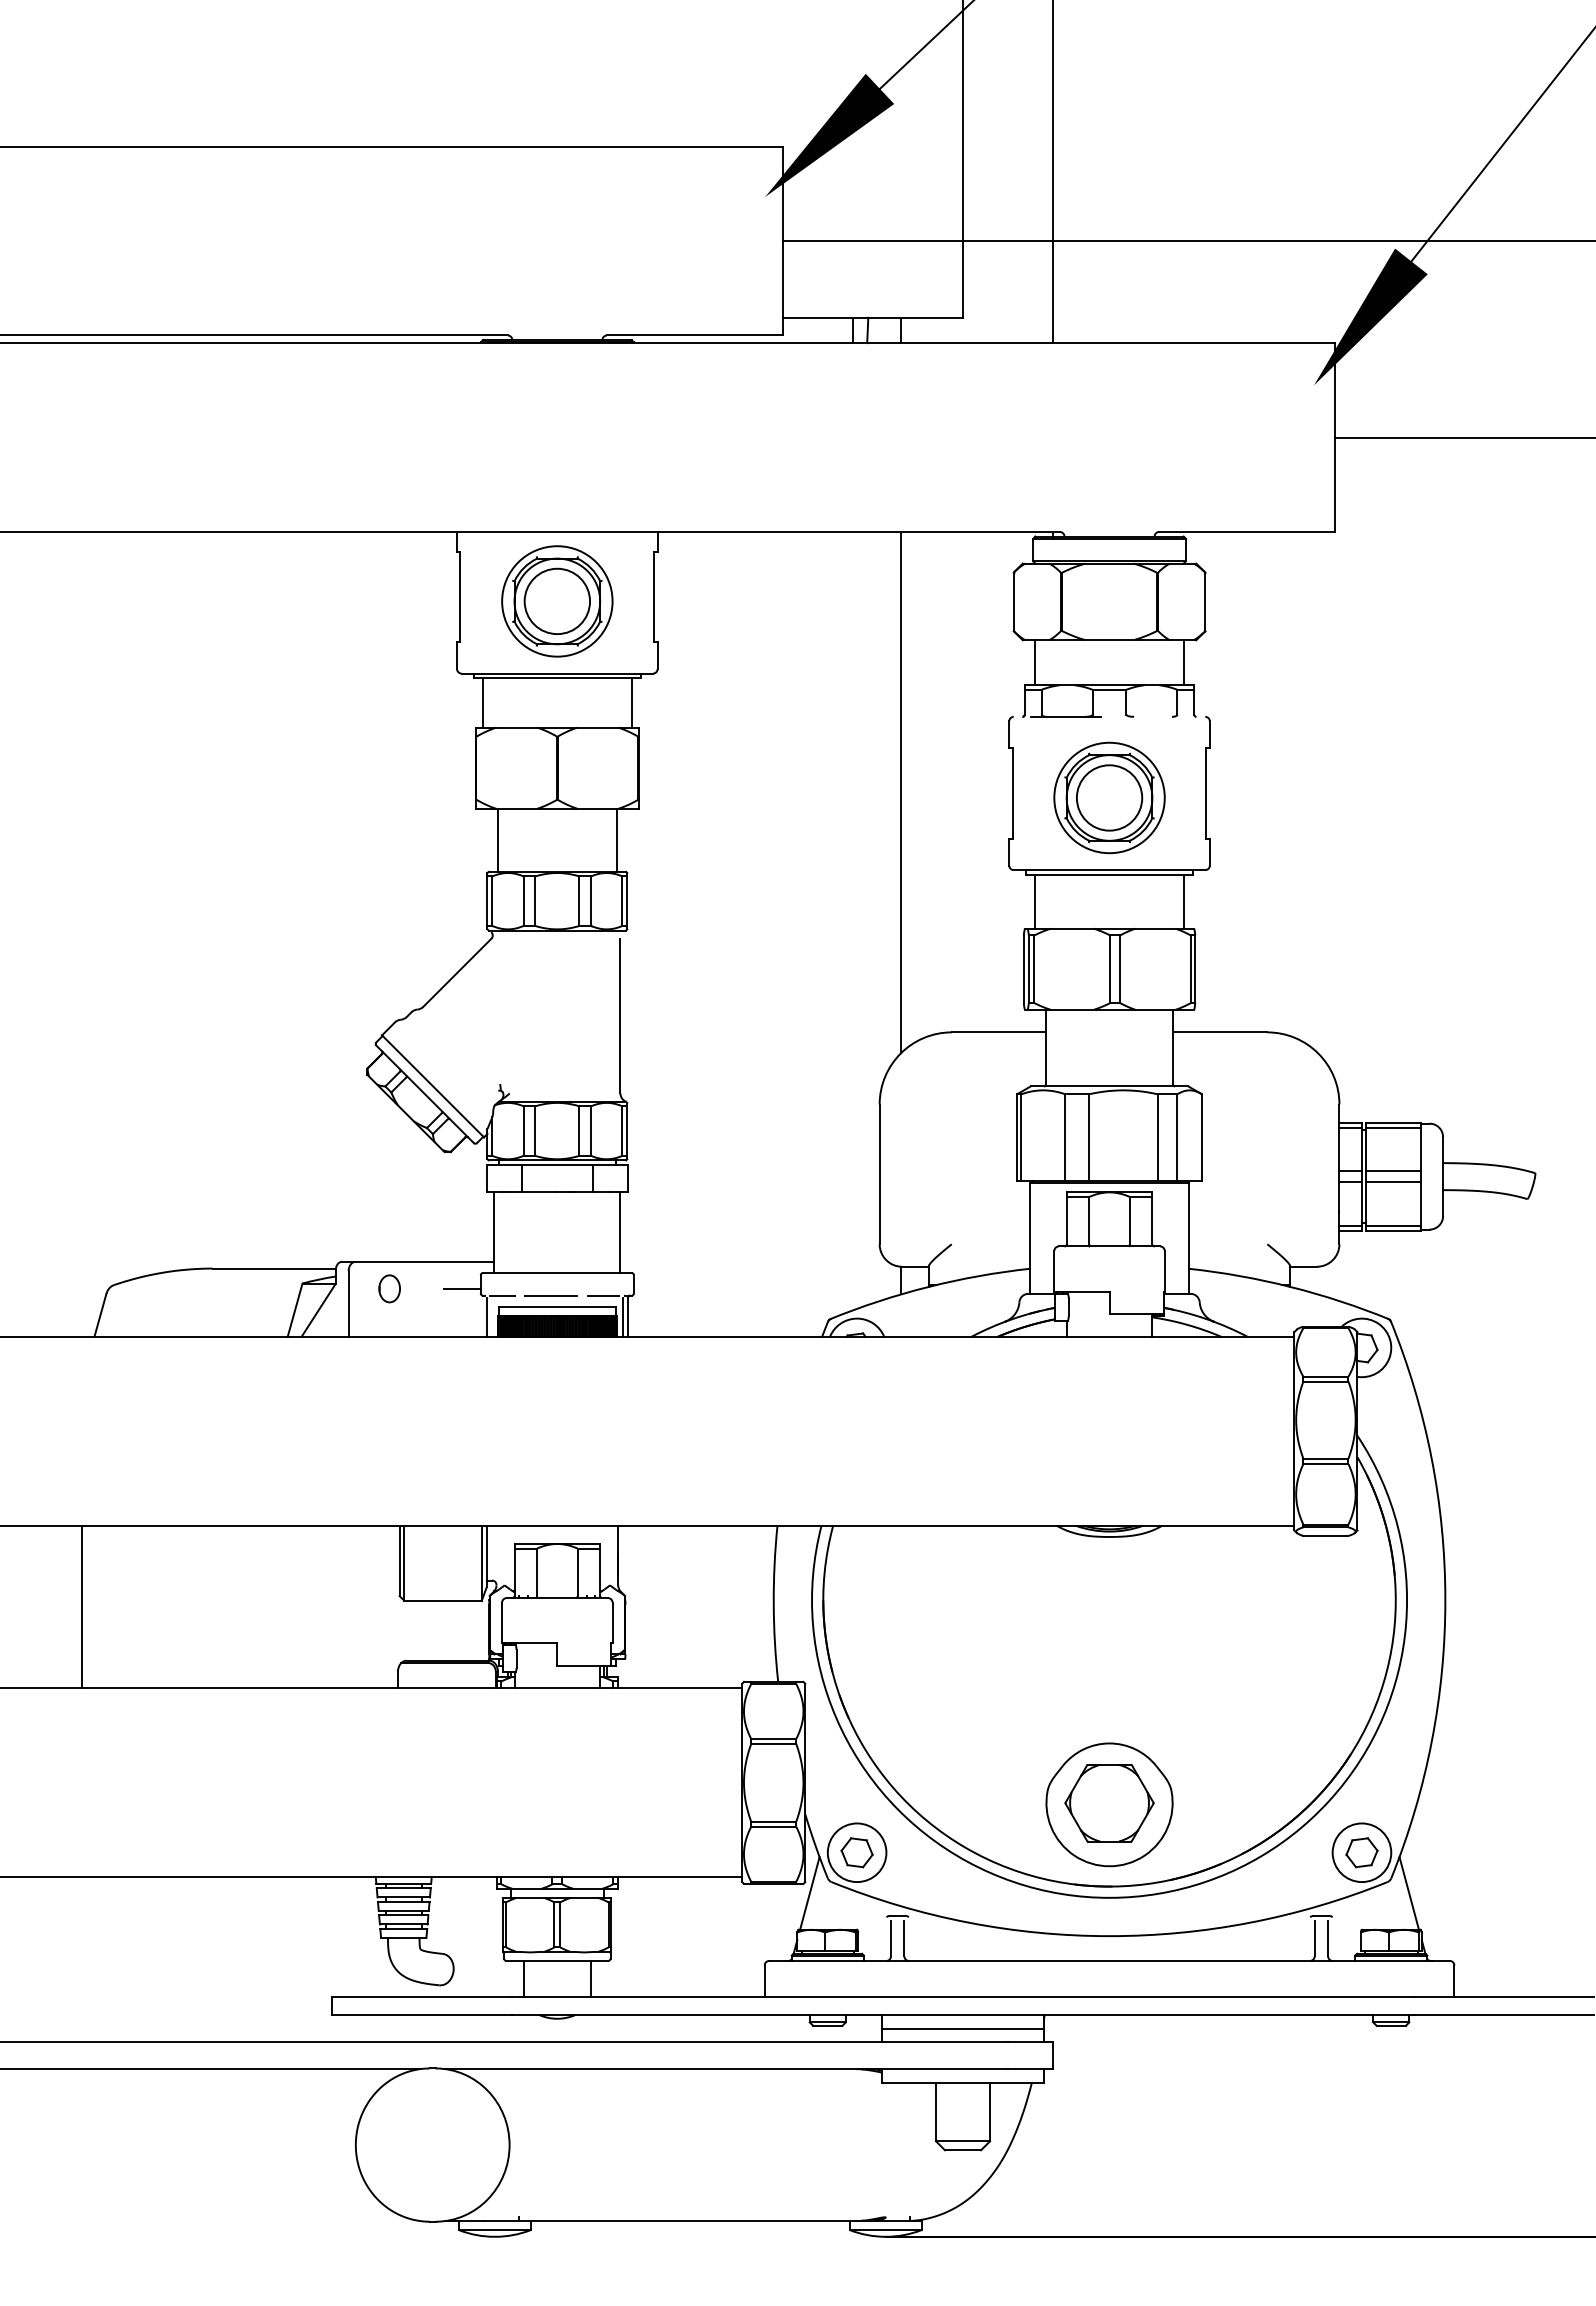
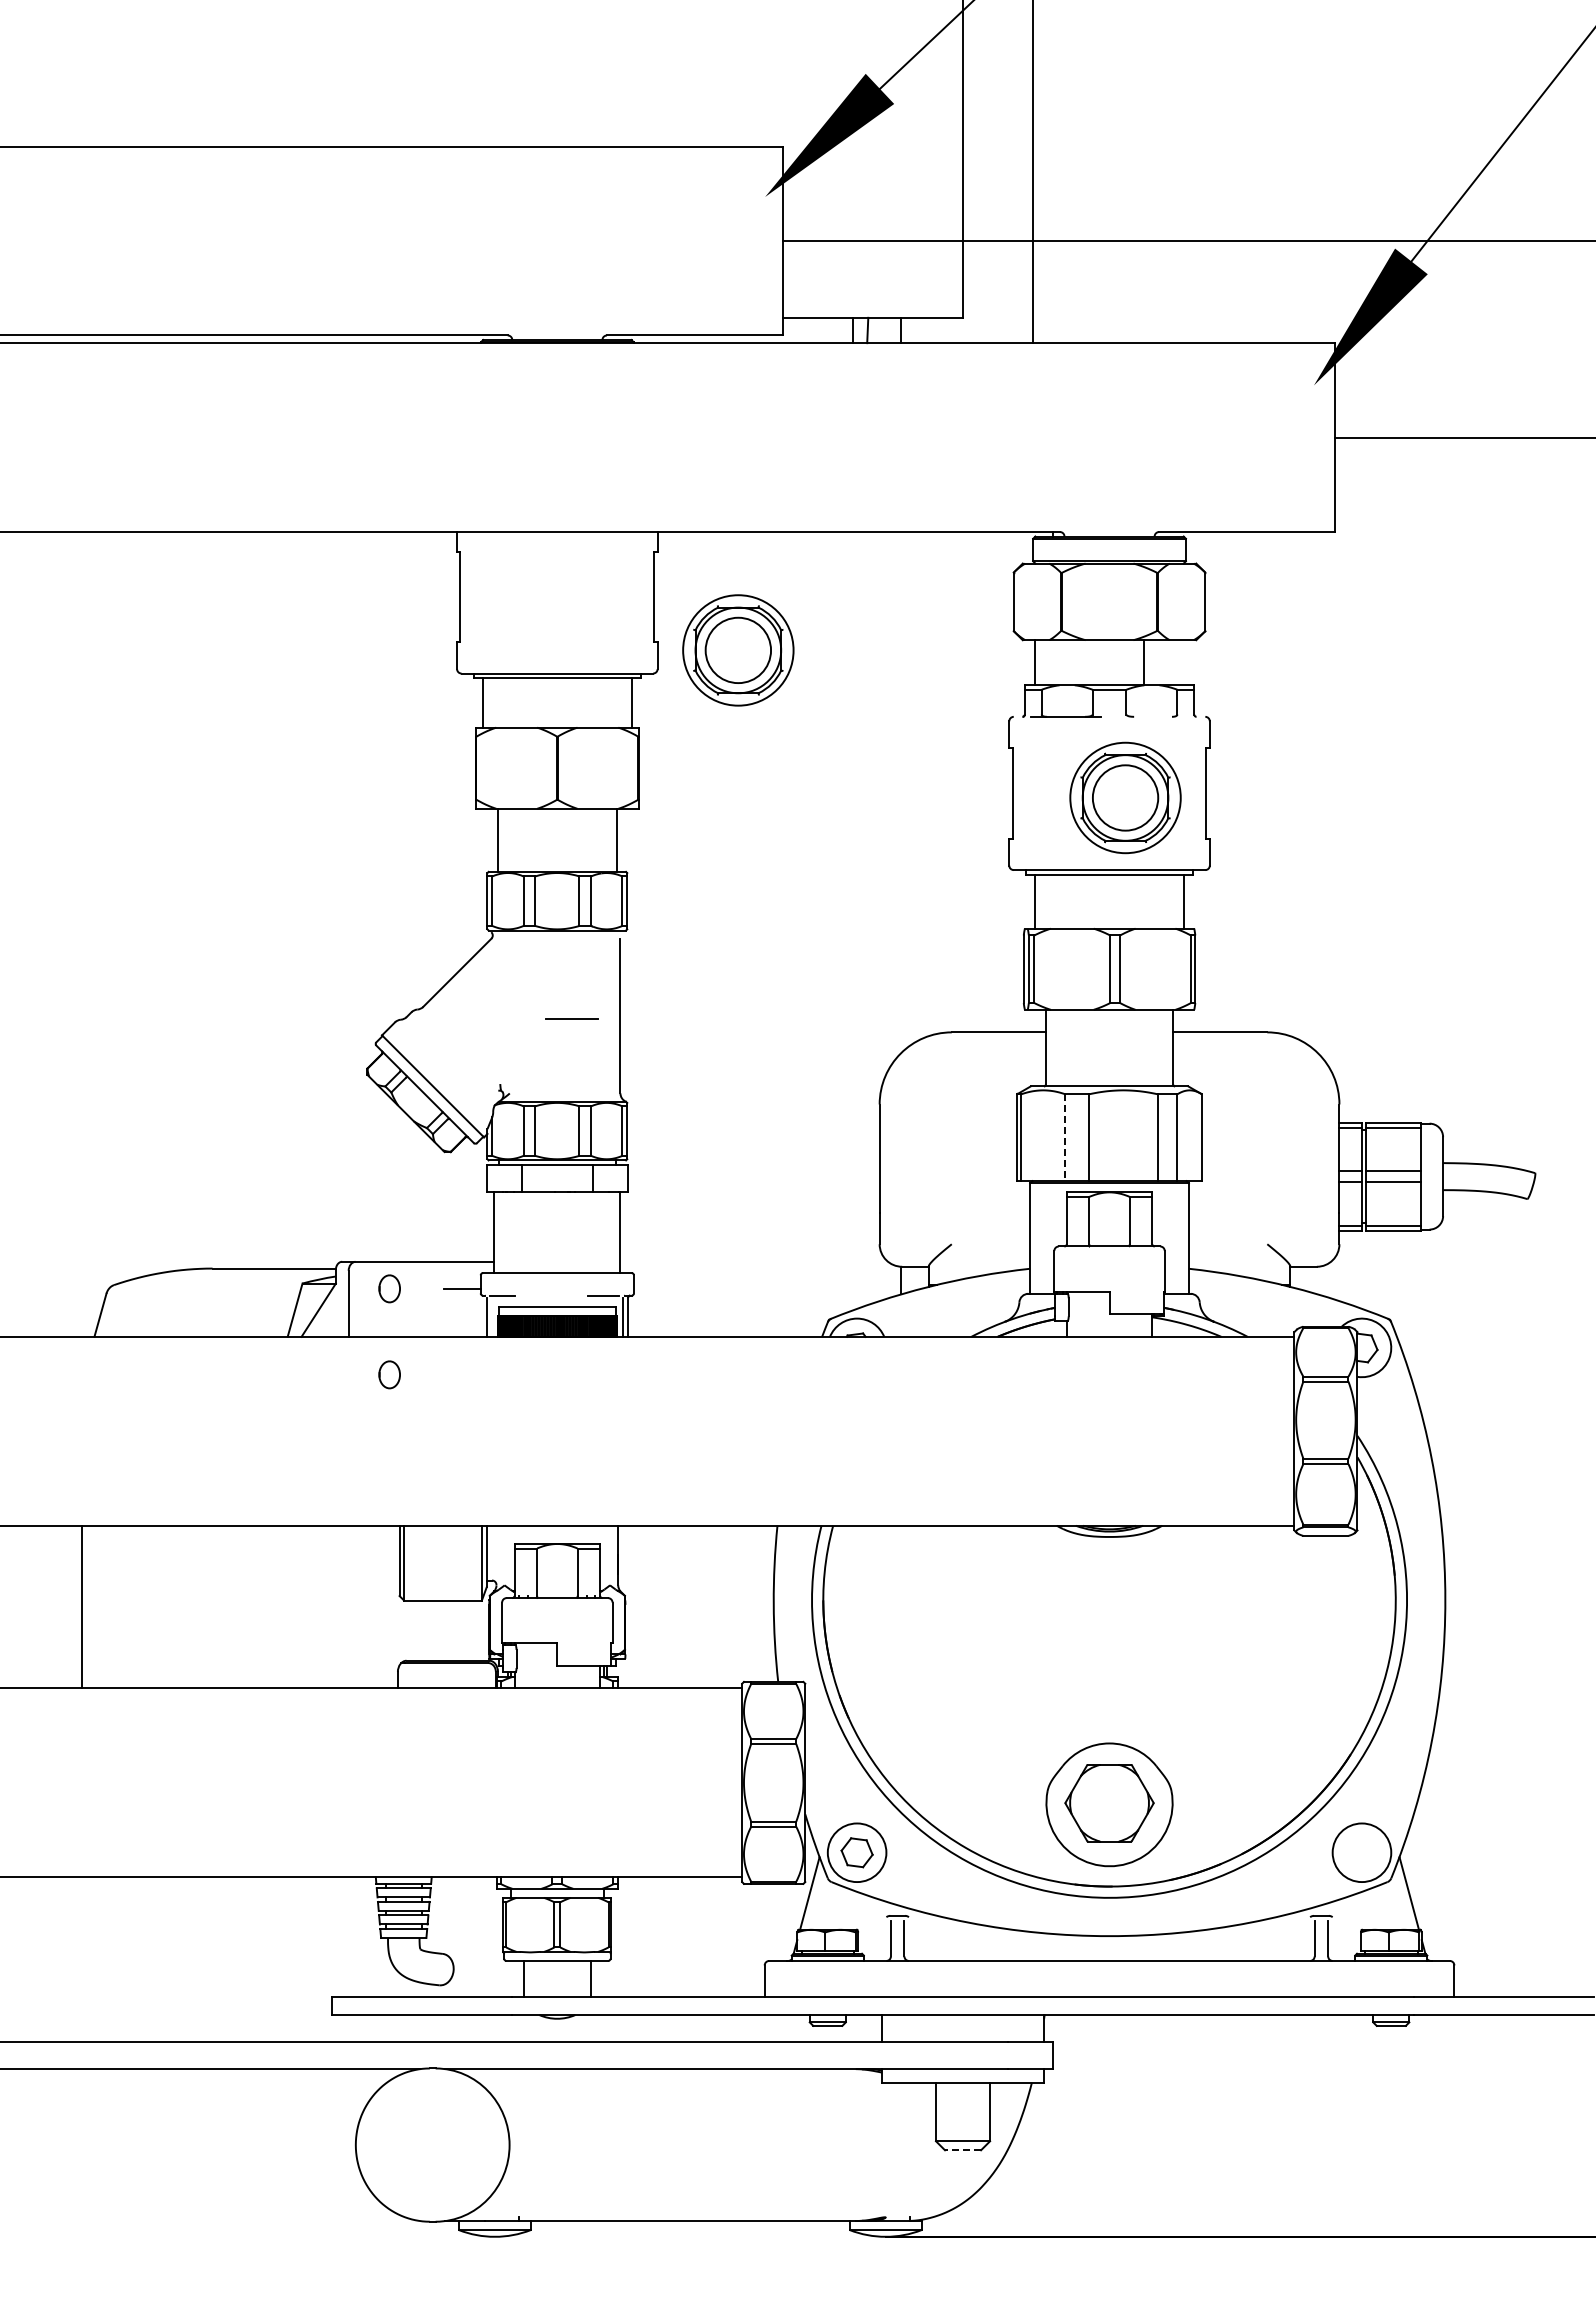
line position: (1053, 172) -> (1033, 172) (1033, 172)
part position: (557, 601) -> (738, 650) (738, 650)
line position: (1184, 662) -> (1144, 662) (1144, 662)
line: present -> none (901, 792)
part position: (1109, 797) -> (1125, 797) (1125, 797)
line: solid -> dashed (1065, 1138)
line position: (550, 1295) -> (571, 1018) (571, 1018)
part: none -> present (389, 1374)
part: present -> none (1361, 1852)
line: present -> none (962, 2028)
line: solid -> dashed (962, 2150)
